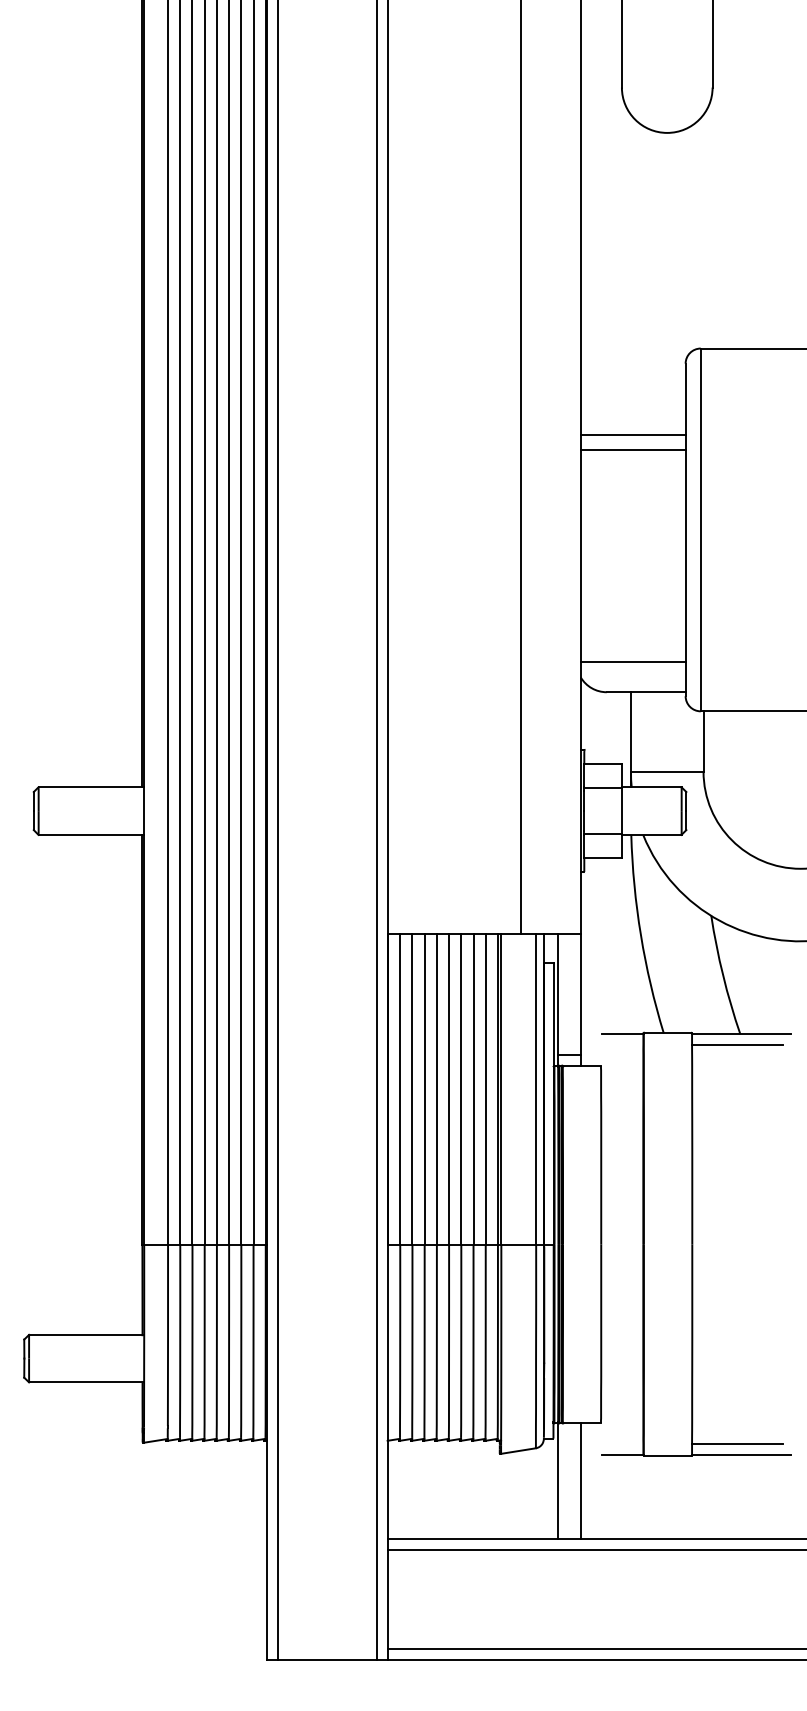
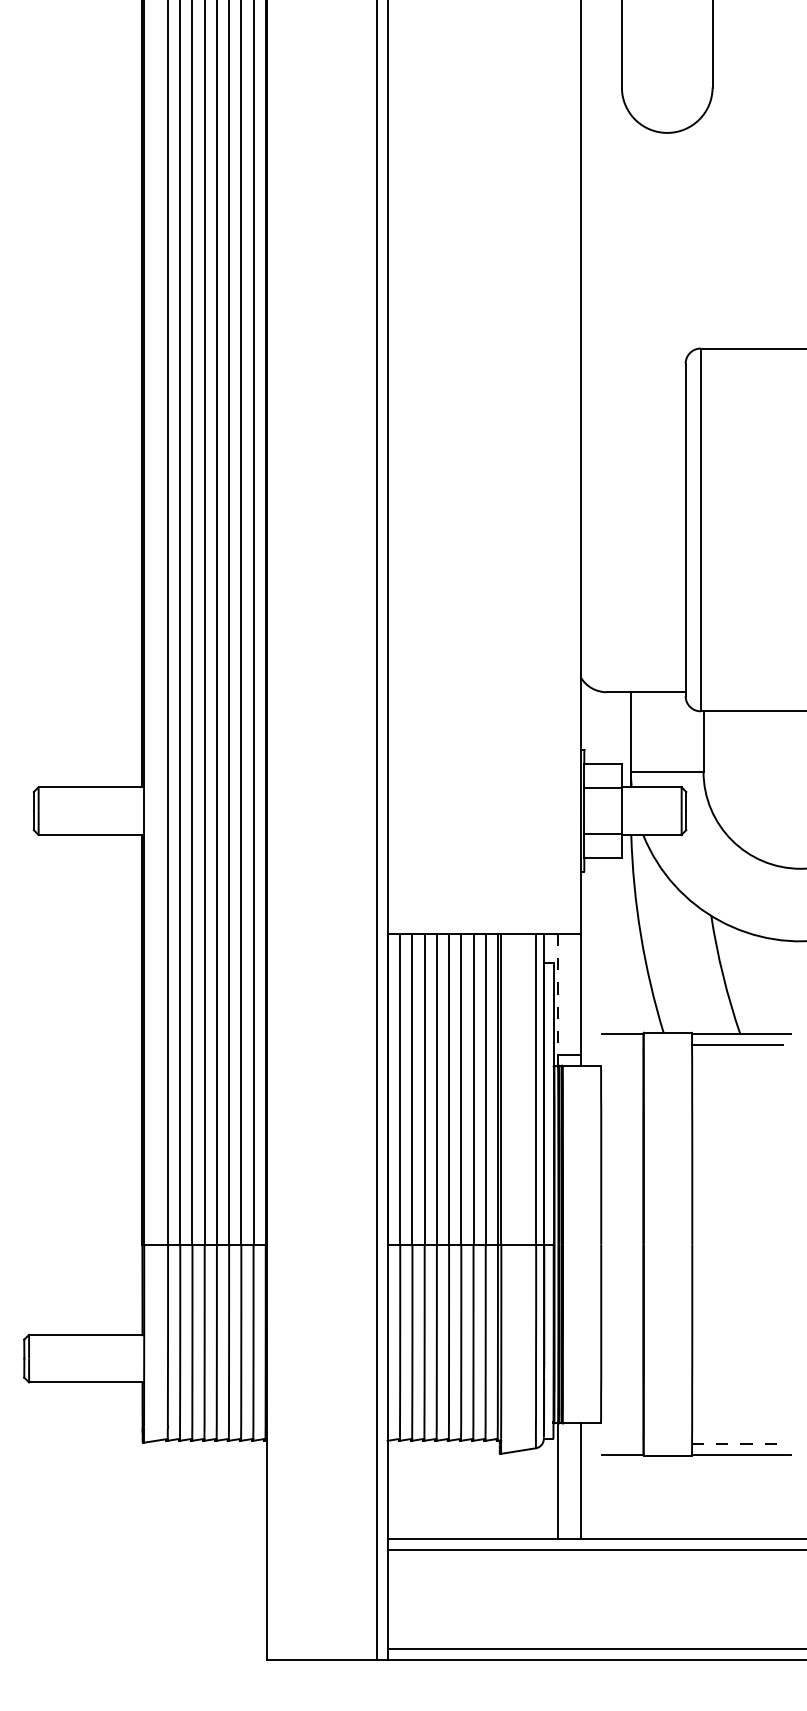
line: present -> none (633, 434)
line: present -> none (633, 450)
line: present -> none (520, 468)
line: present -> none (633, 662)
line: present -> none (277, 830)
line: solid -> dashed (558, 1000)
line: solid -> dashed (737, 1443)
